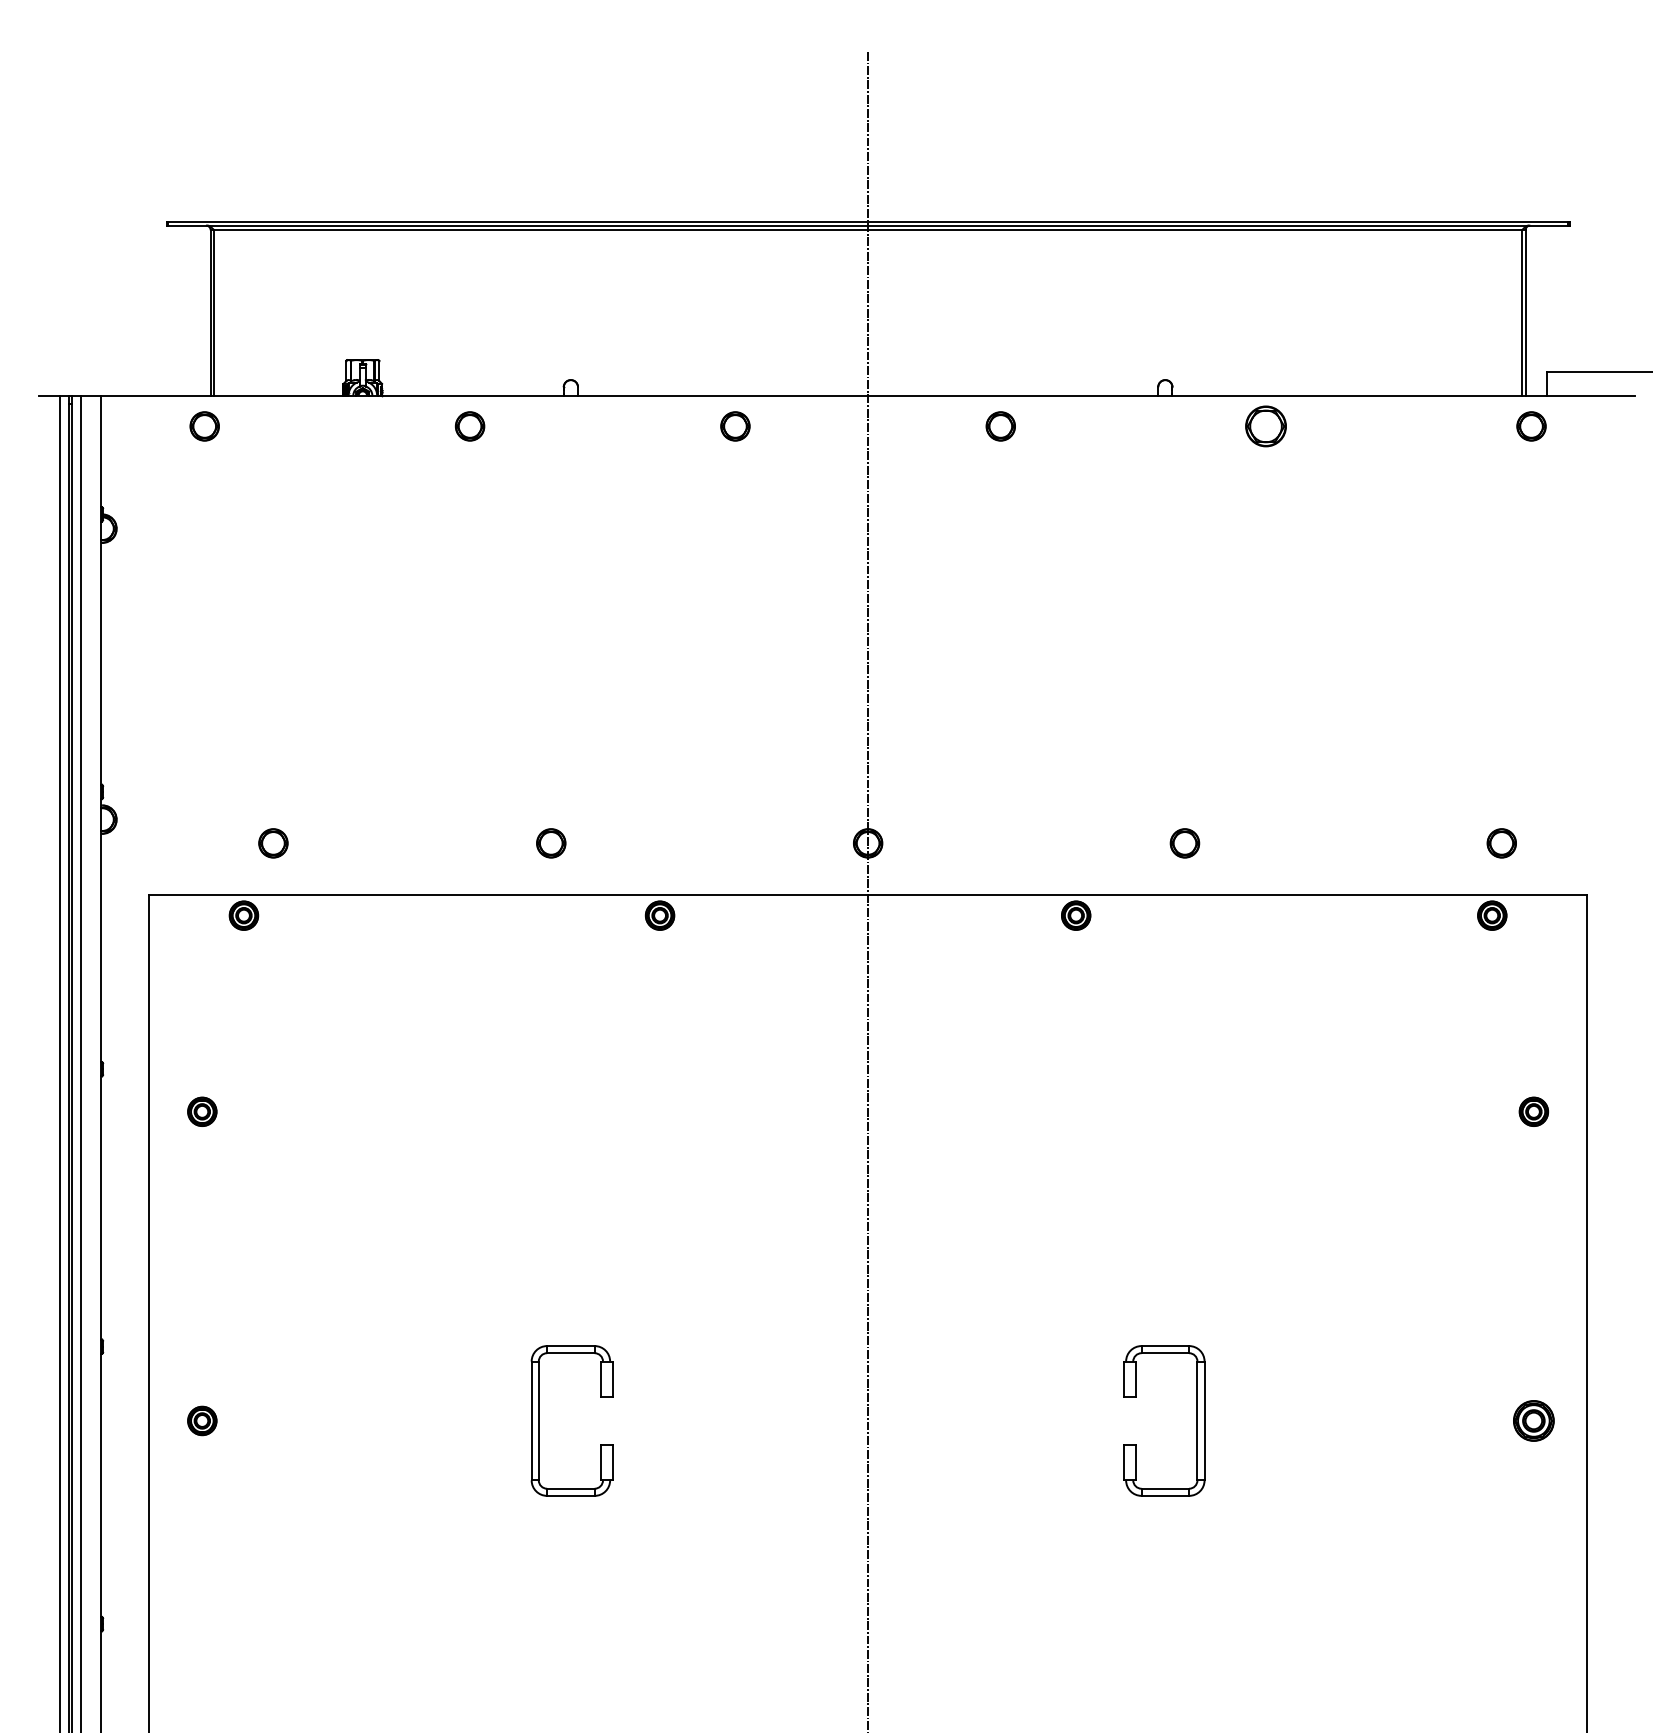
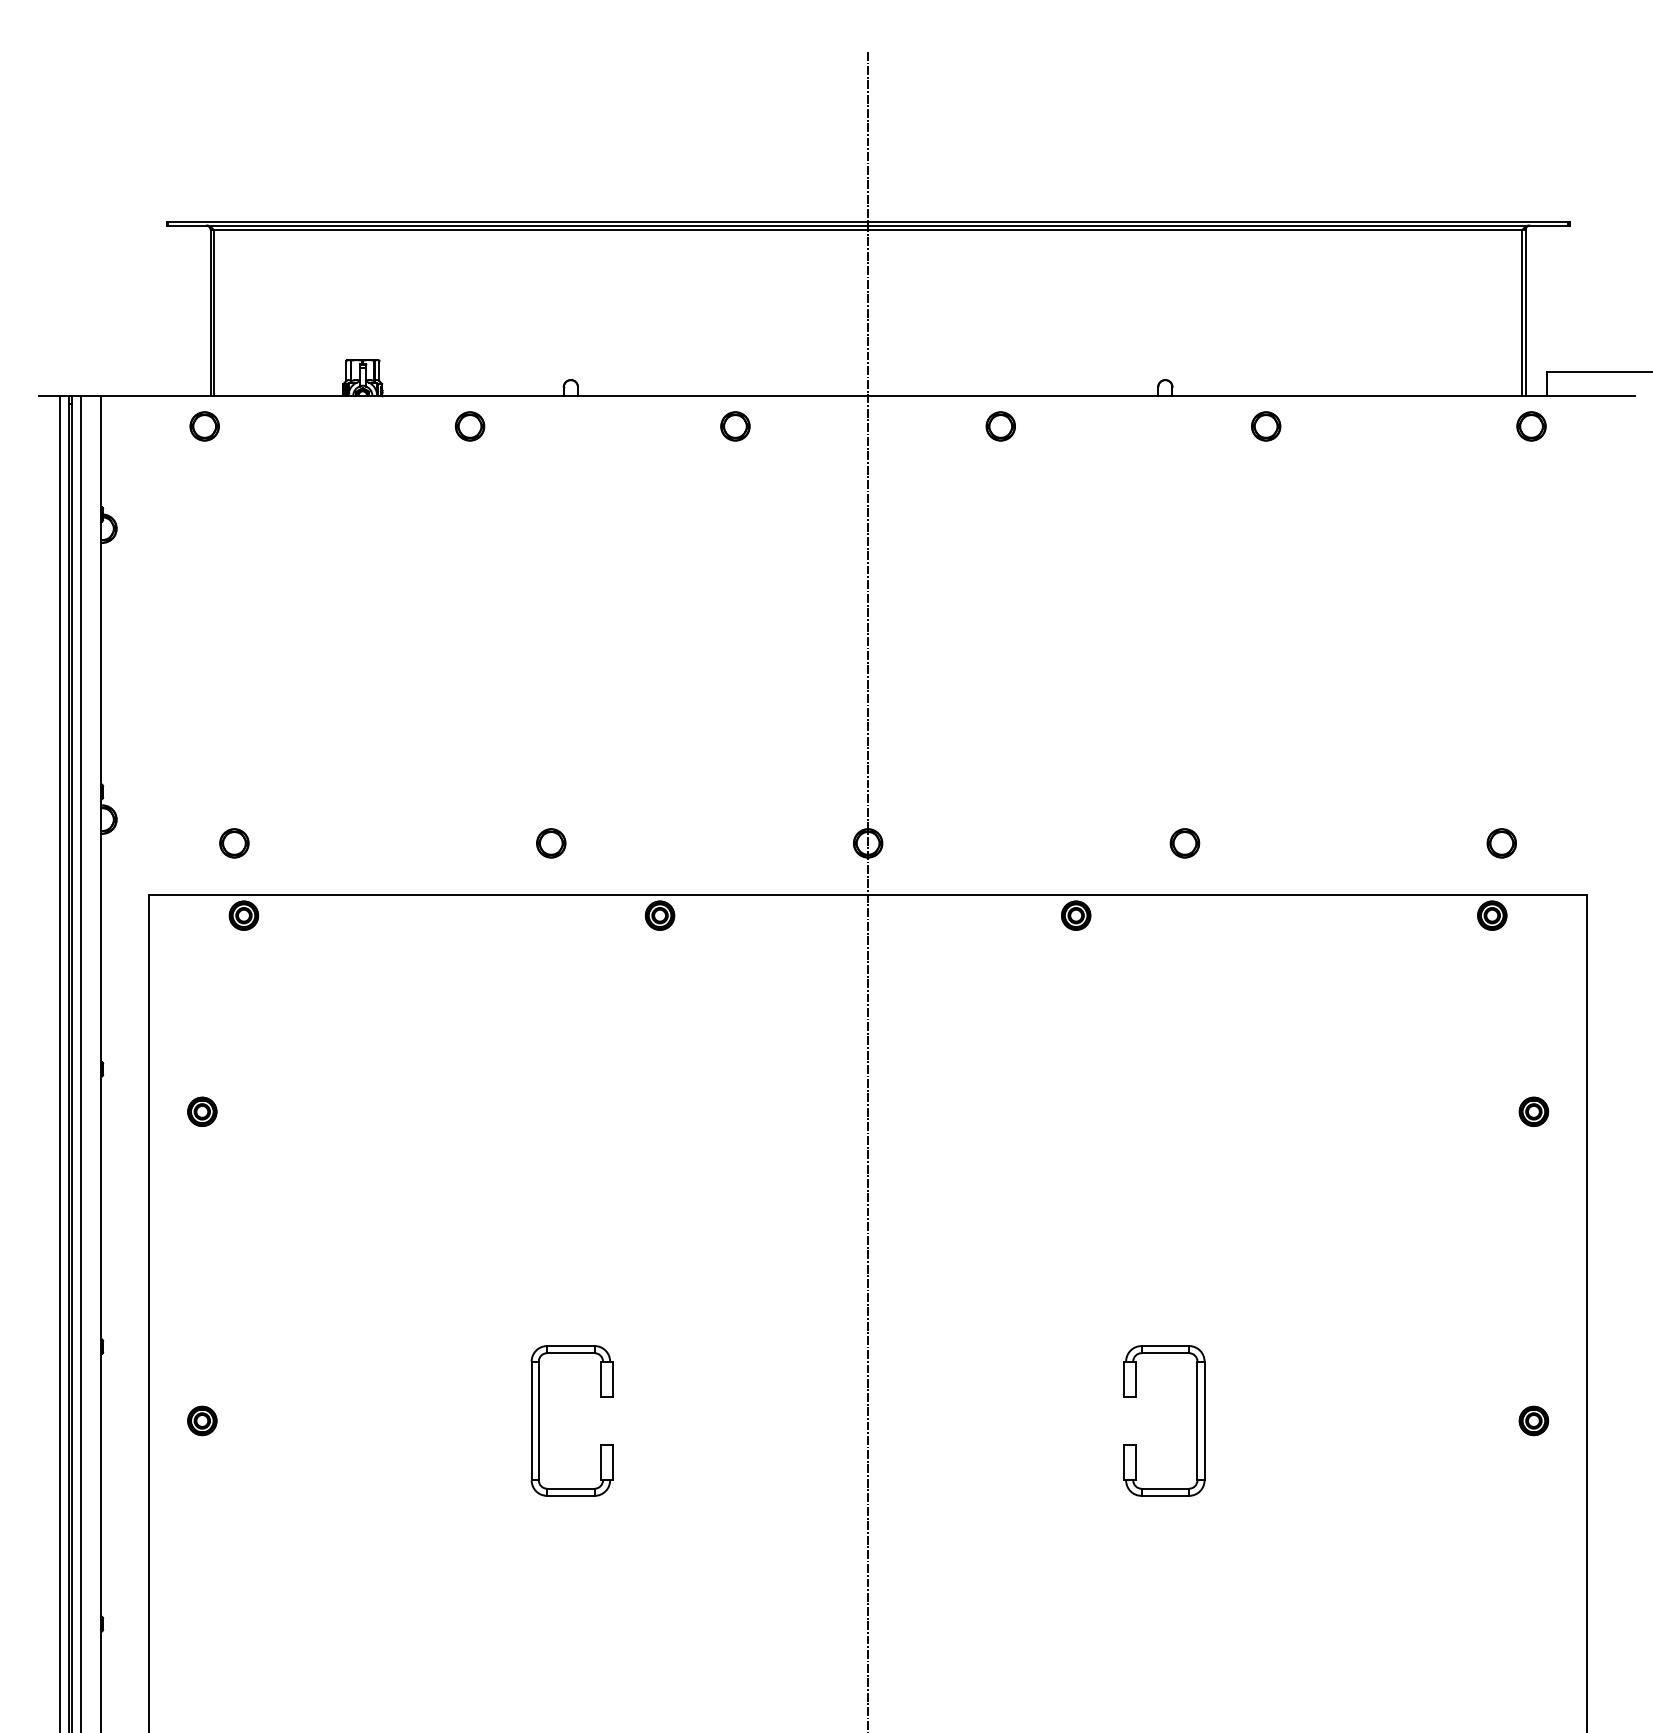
part size: 42x43 px -> 31x31 px (1266, 426)
part position: (273, 843) -> (234, 843) (234, 843)
part size: 42x42 px -> 32x32 px (1533, 1420)
